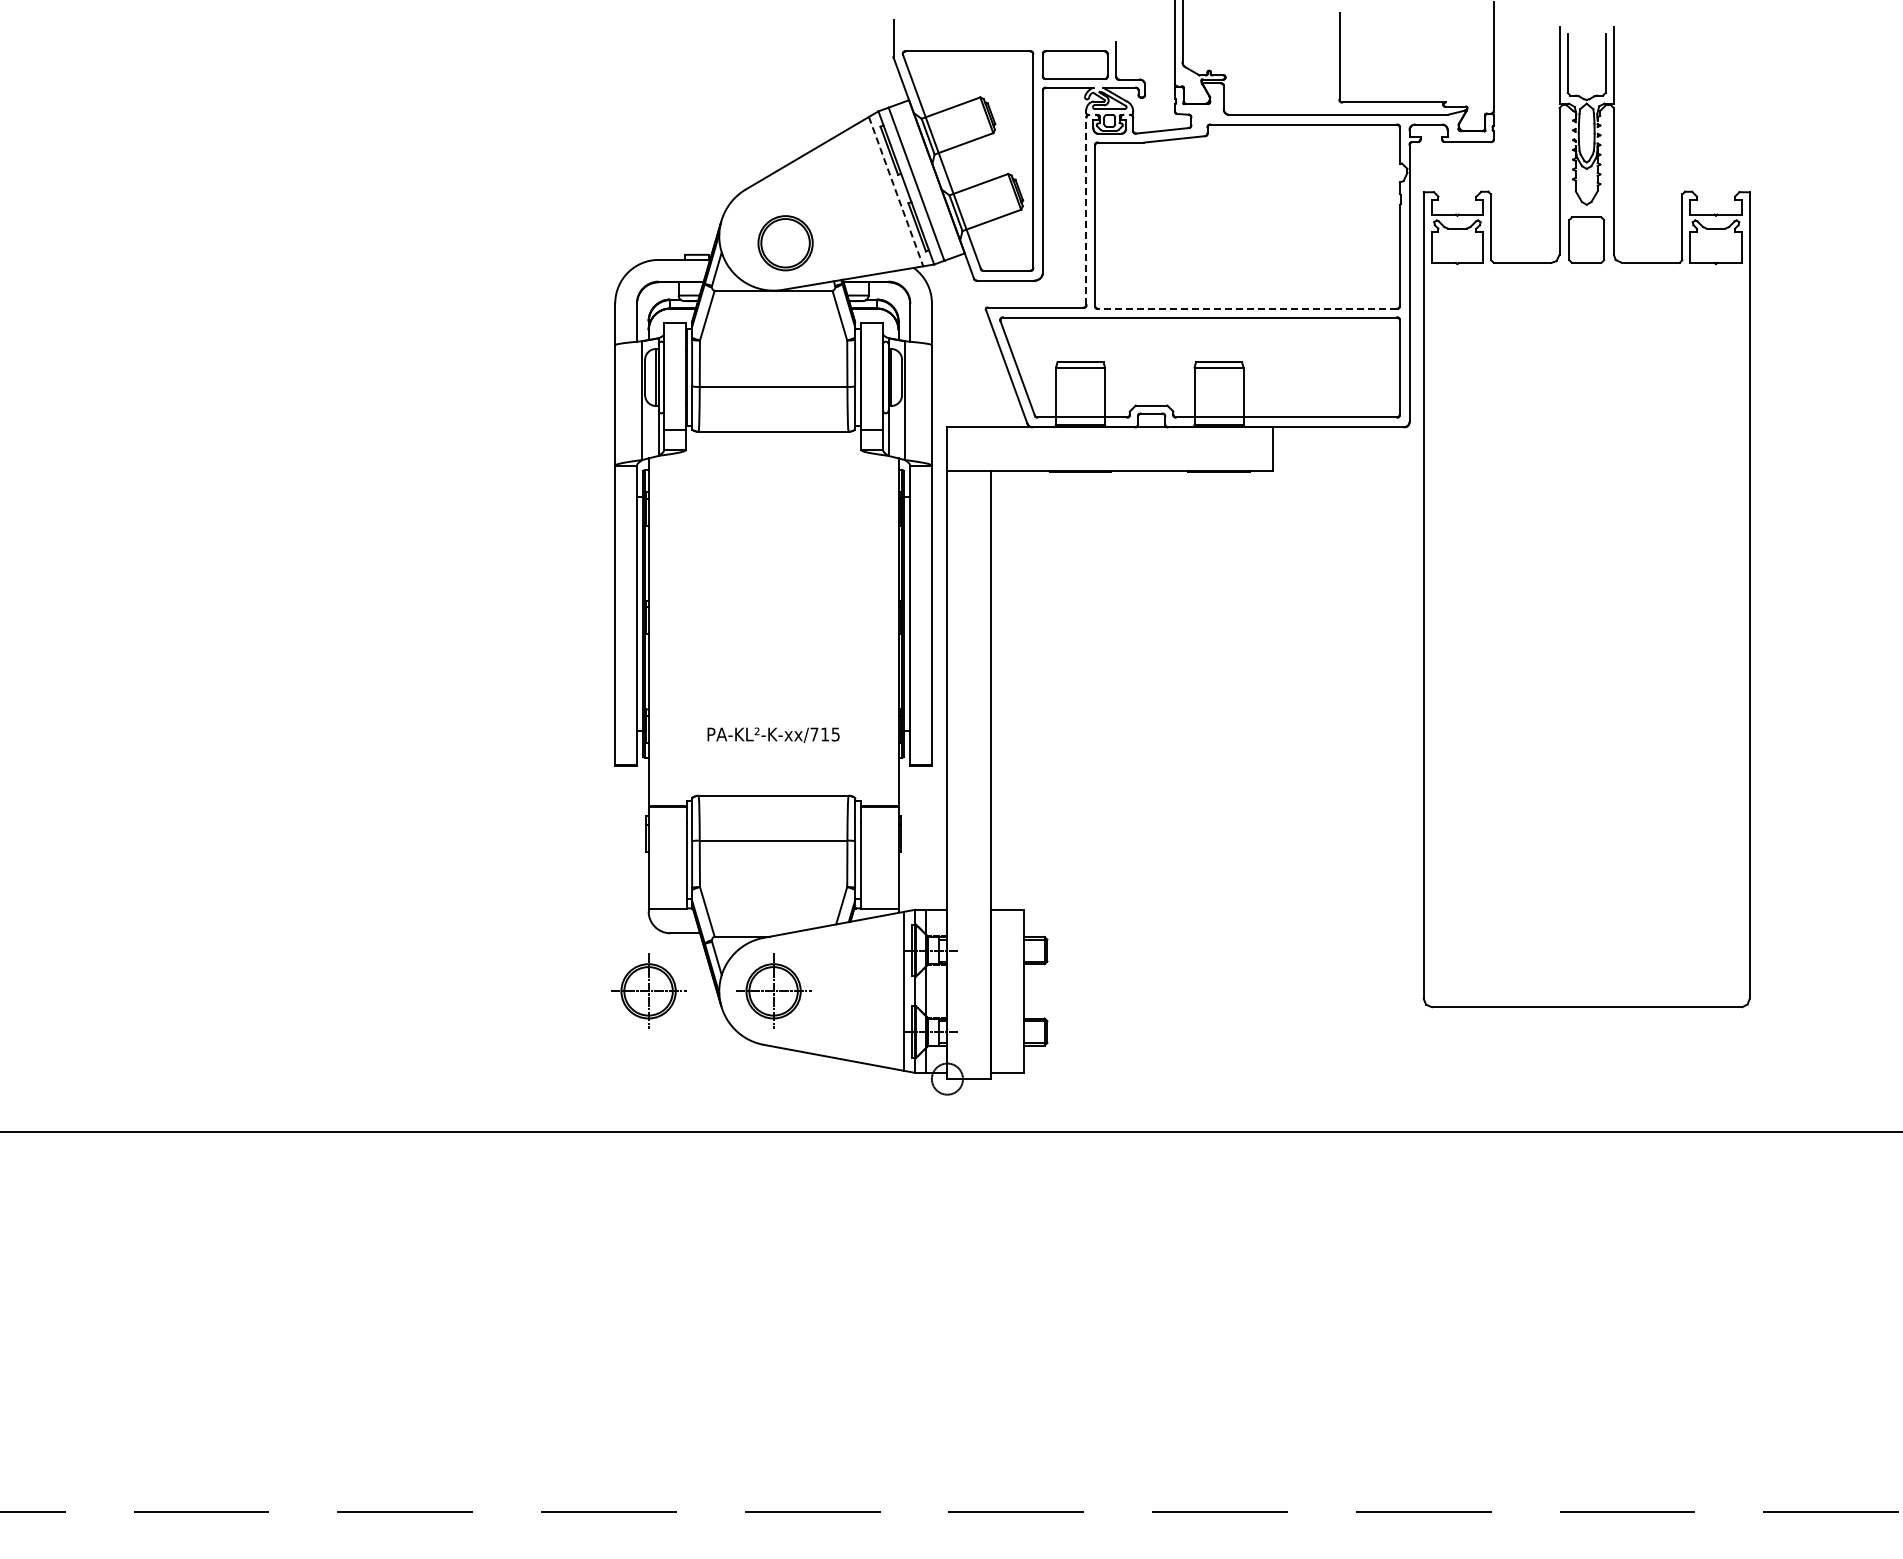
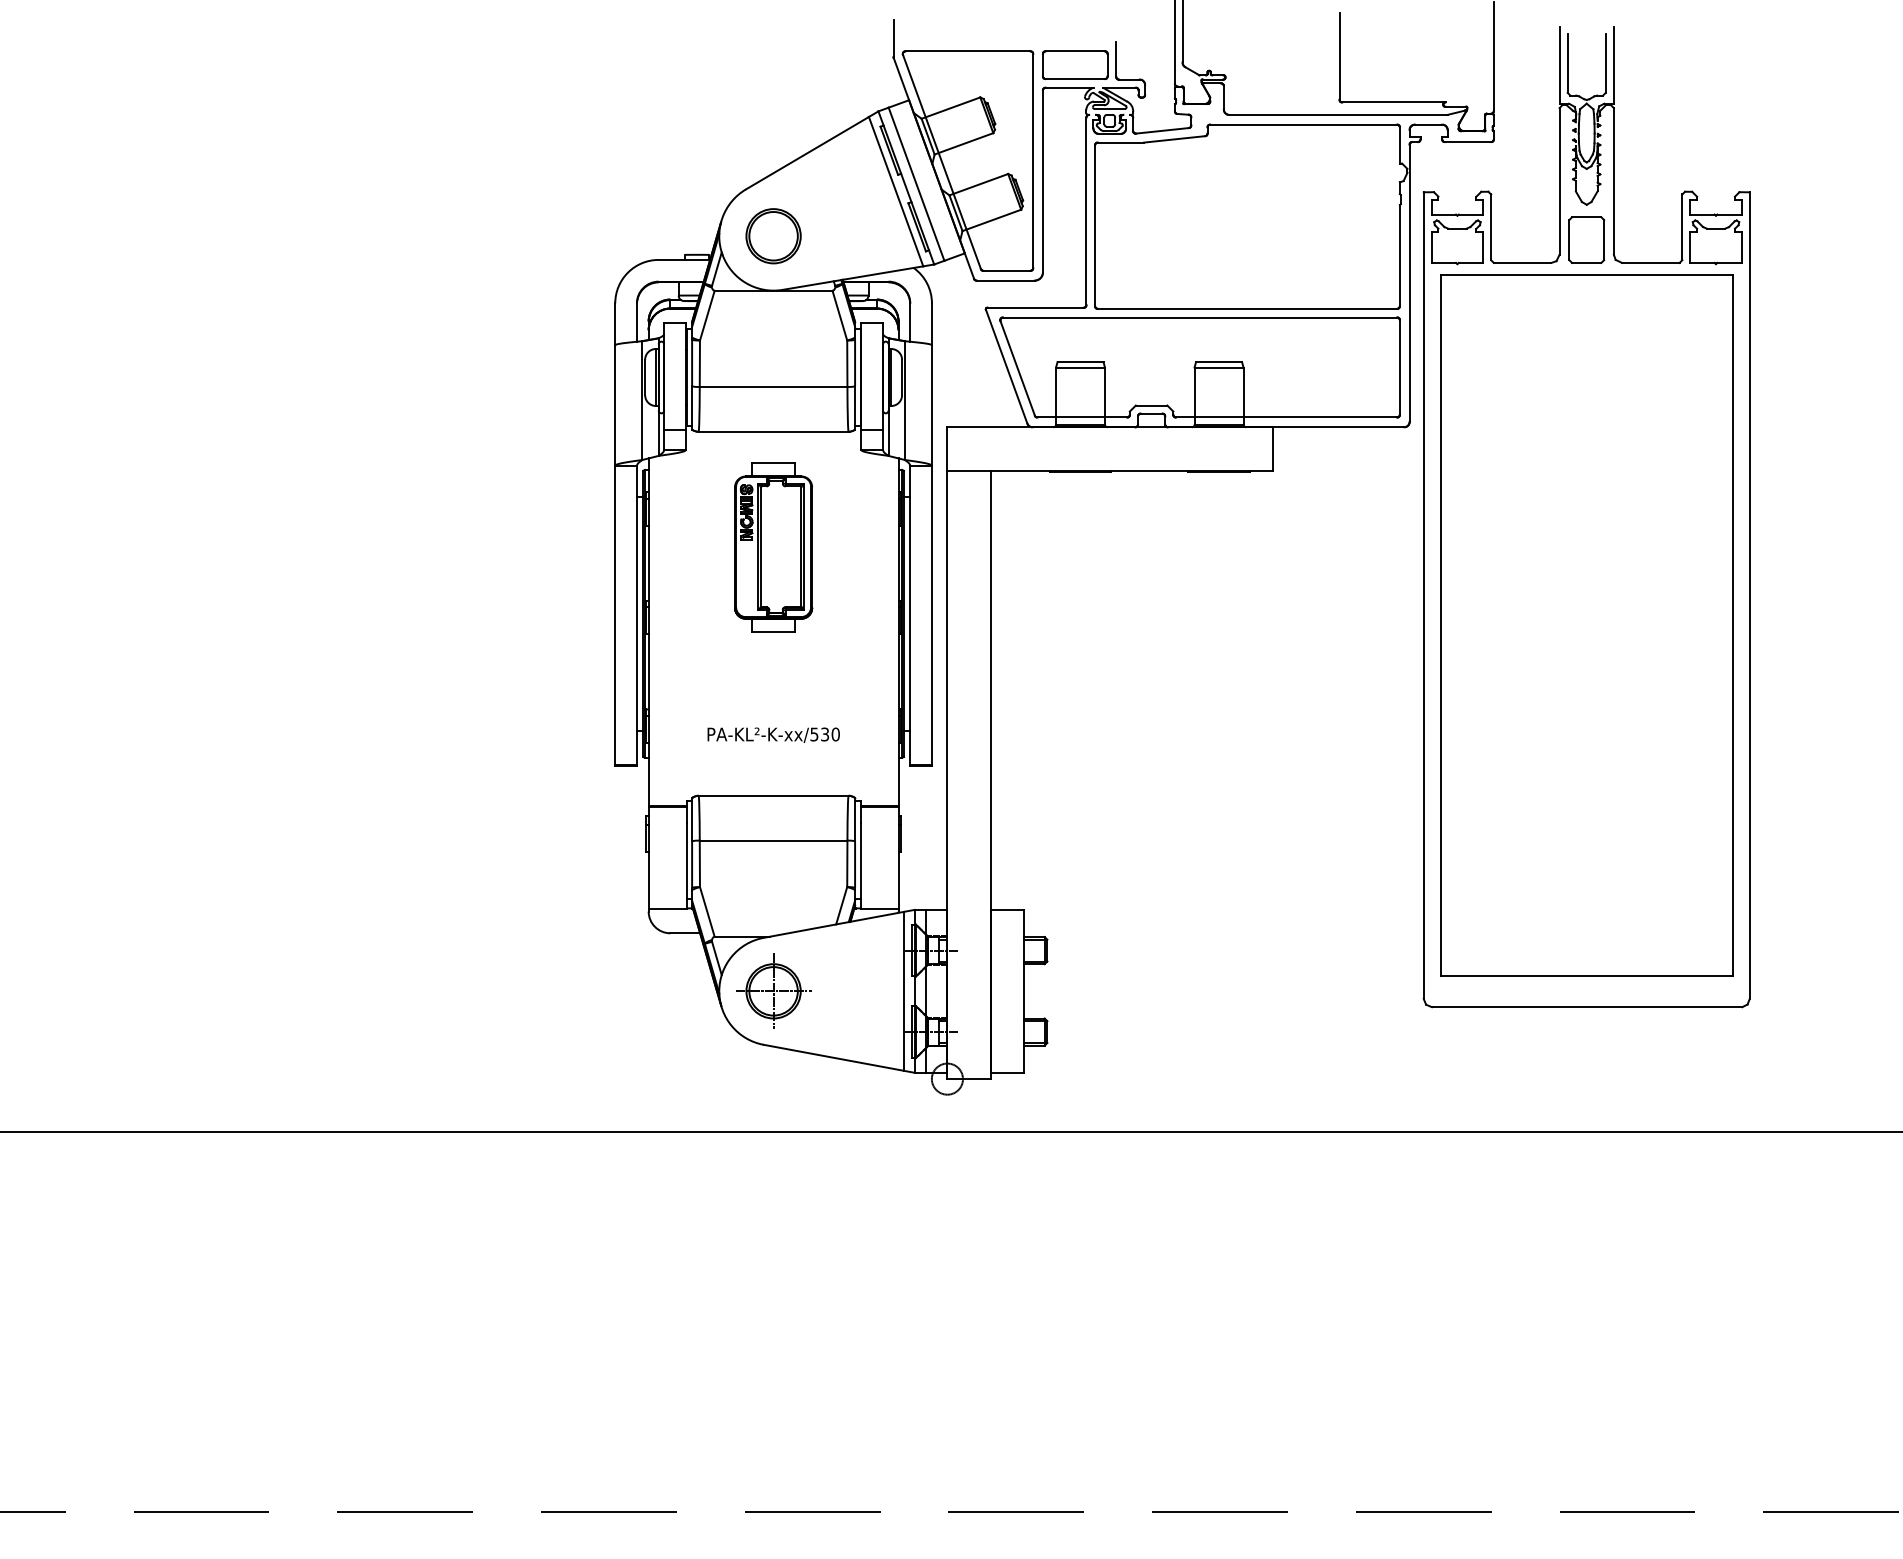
line: dashed -> solid (896, 192)
line: dashed -> solid (1086, 211)
part position: (785, 243) -> (773, 236) (773, 236)
line: dashed -> solid (1247, 308)
part: none -> present (773, 547)
part: none -> present (1586, 625)
text: PA-KL²-K-xx/715 -> PA-KL²-K-xx/530 (824, 734)
part: present -> none (648, 990)
